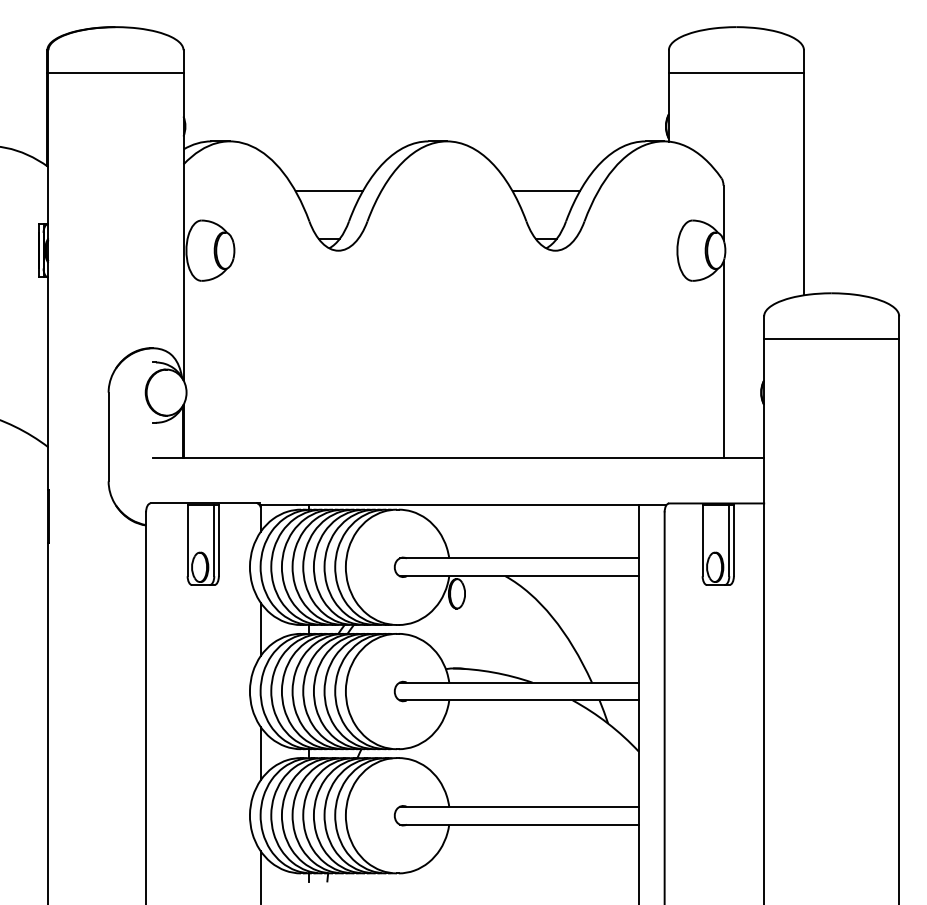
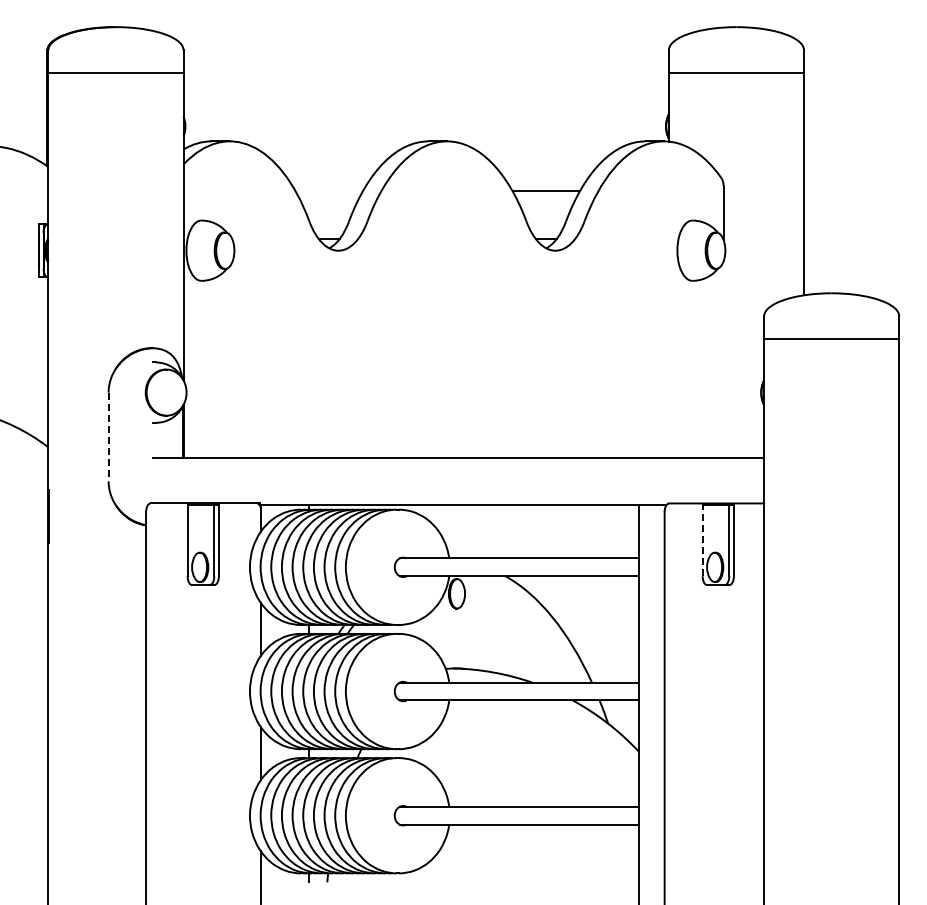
line: present -> none (328, 191)
line: present -> none (723, 359)
line: solid -> dashed (108, 437)
line: solid -> dashed (702, 540)
